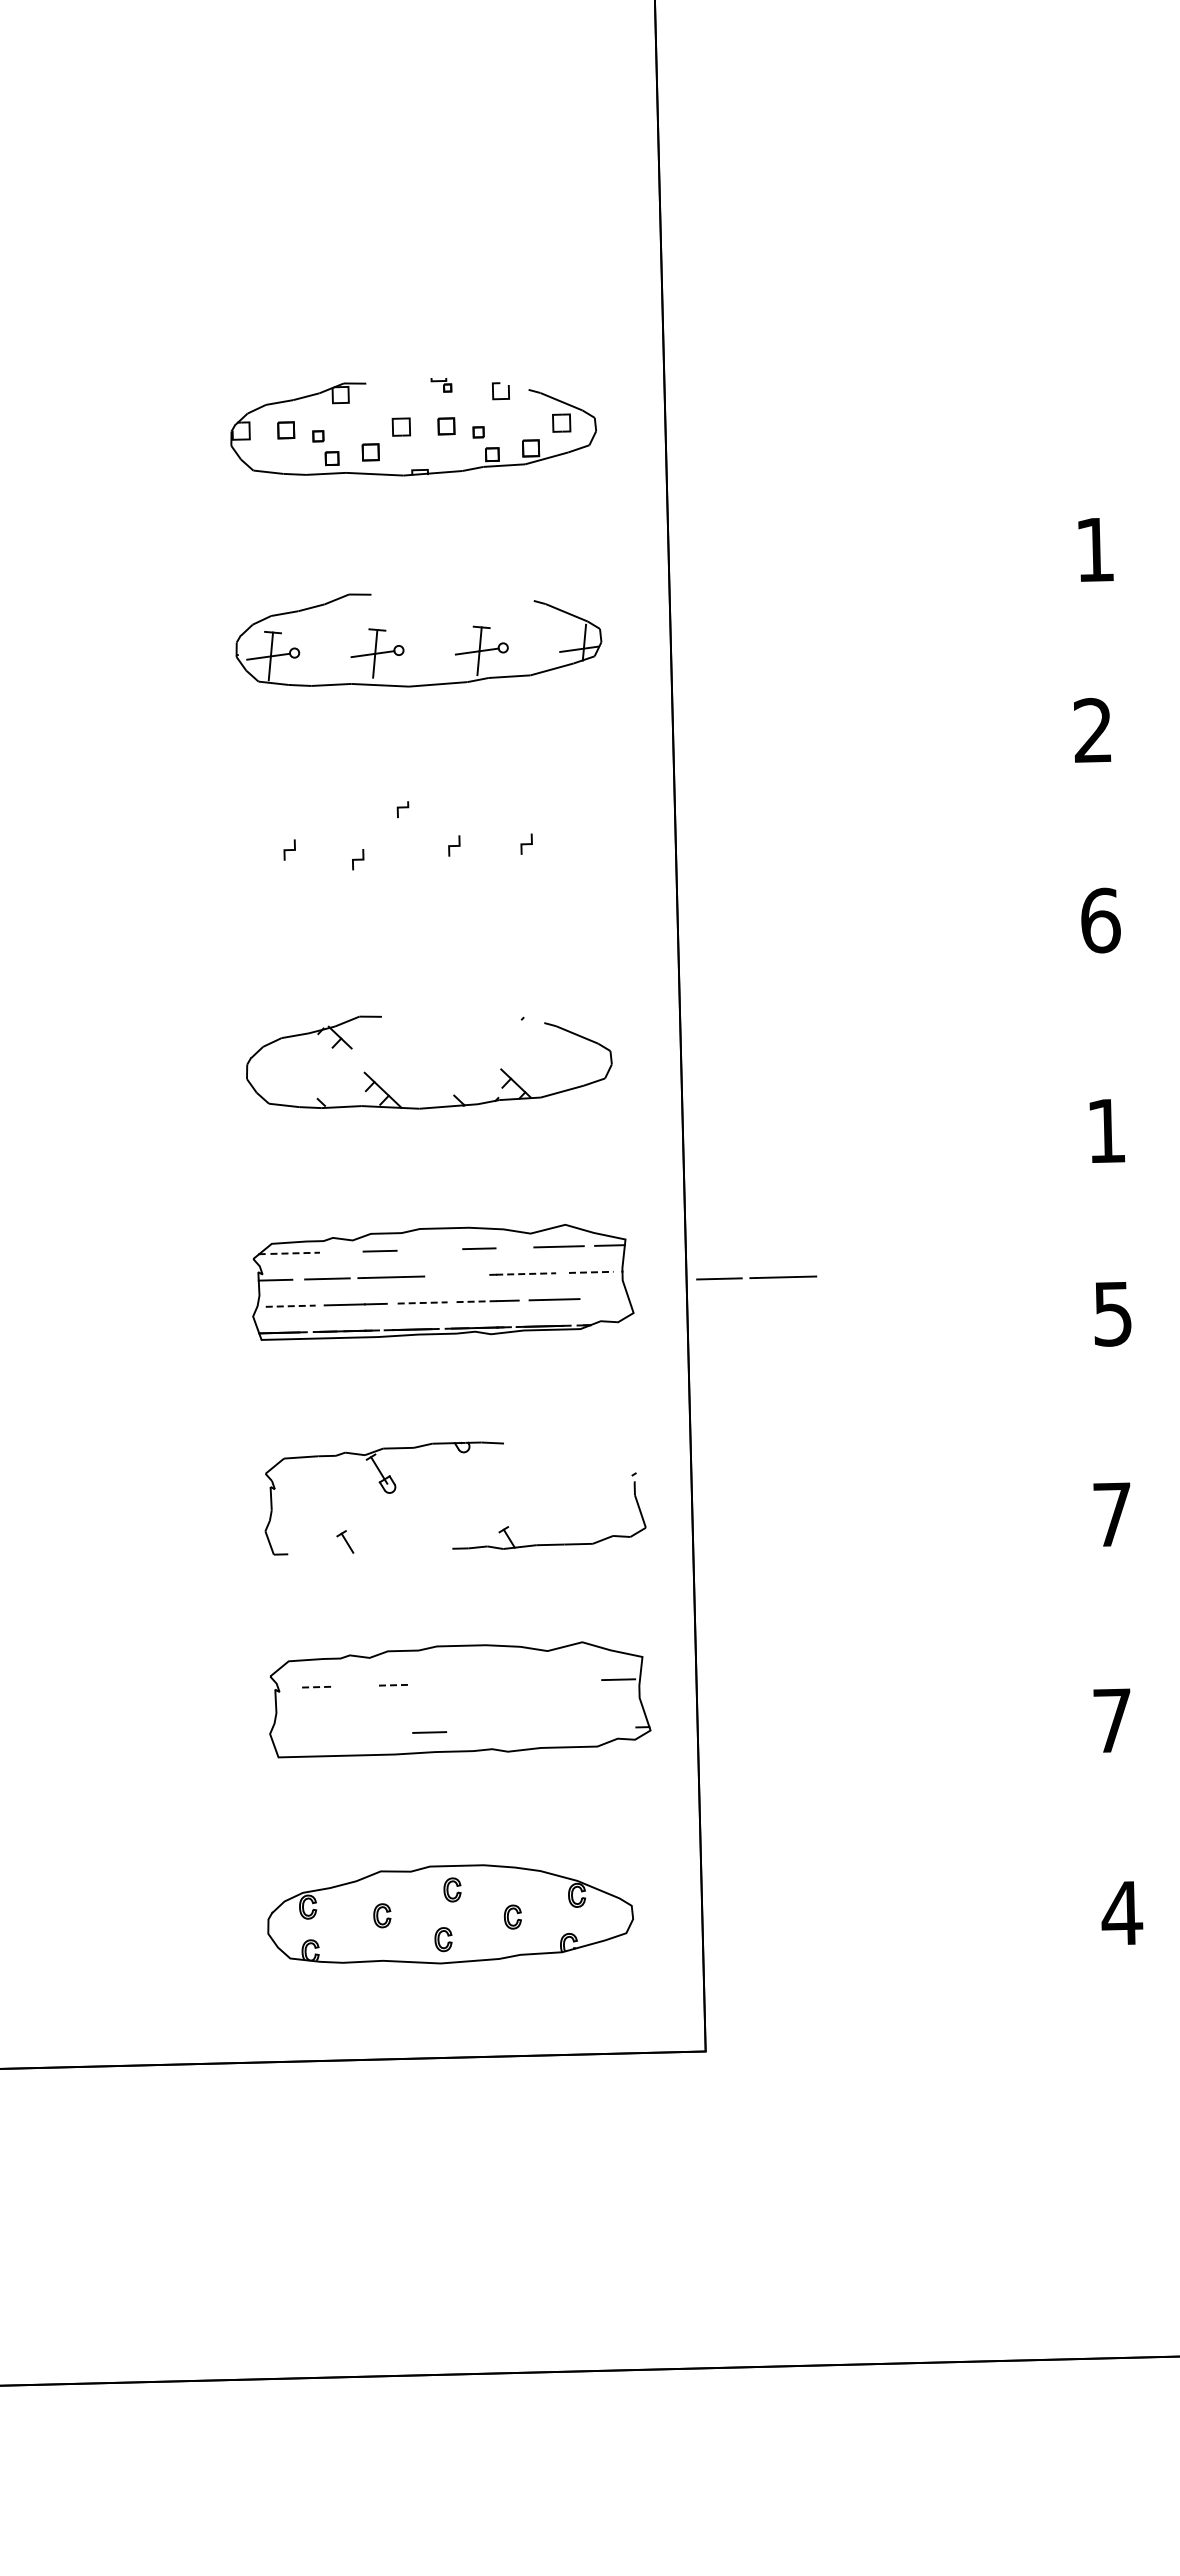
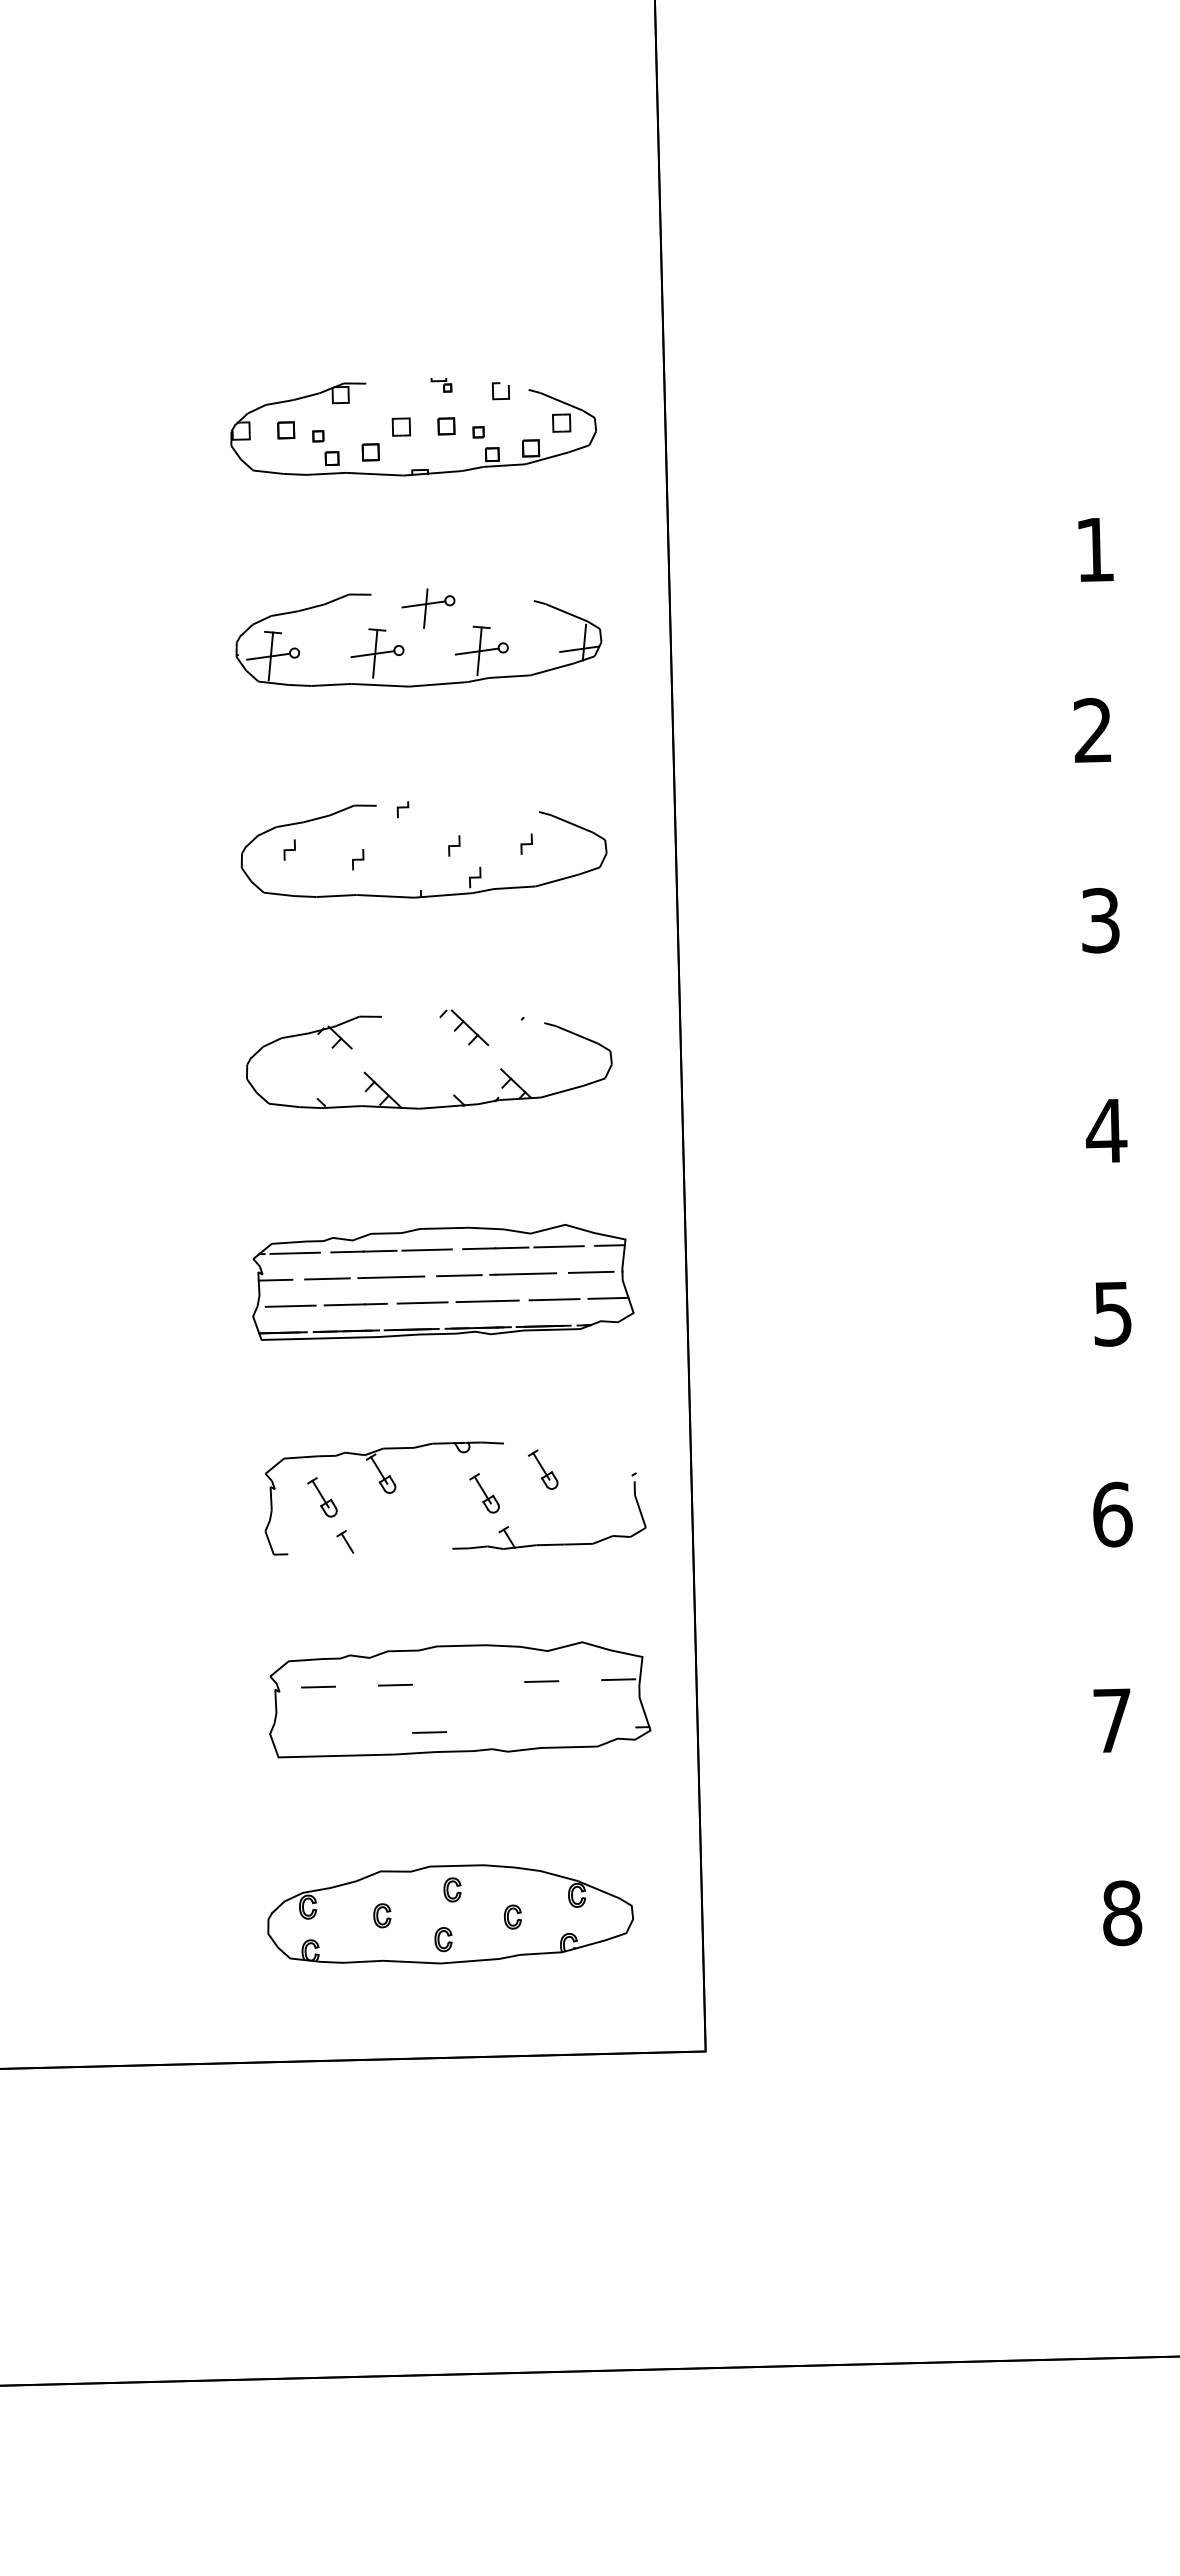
part: none -> present (428, 608)
part: none -> present (421, 890)
text: 6 -> 3 (1100, 920)
part: none -> present (464, 1027)
text: 1 -> 4 (1106, 1130)
line: none -> present (511, 1247)
line: none -> present (426, 1249)
line: none -> present (347, 1251)
line: dashed -> solid (295, 1253)
line: dashed -> solid (591, 1272)
line: dashed -> solid (526, 1274)
line: none -> present (459, 1275)
line: present -> none (756, 1277)
line: none -> present (608, 1297)
line: dashed -> solid (477, 1301)
line: dashed -> solid (422, 1302)
line: dashed -> solid (290, 1306)
part: none -> present (543, 1469)
part: none -> present (484, 1493)
part: none -> present (322, 1497)
text: 7 -> 6 (1112, 1514)
line: none -> present (541, 1681)
line: dashed -> solid (396, 1685)
line: dashed -> solid (319, 1687)
text: 4 -> 8 (1122, 1913)
